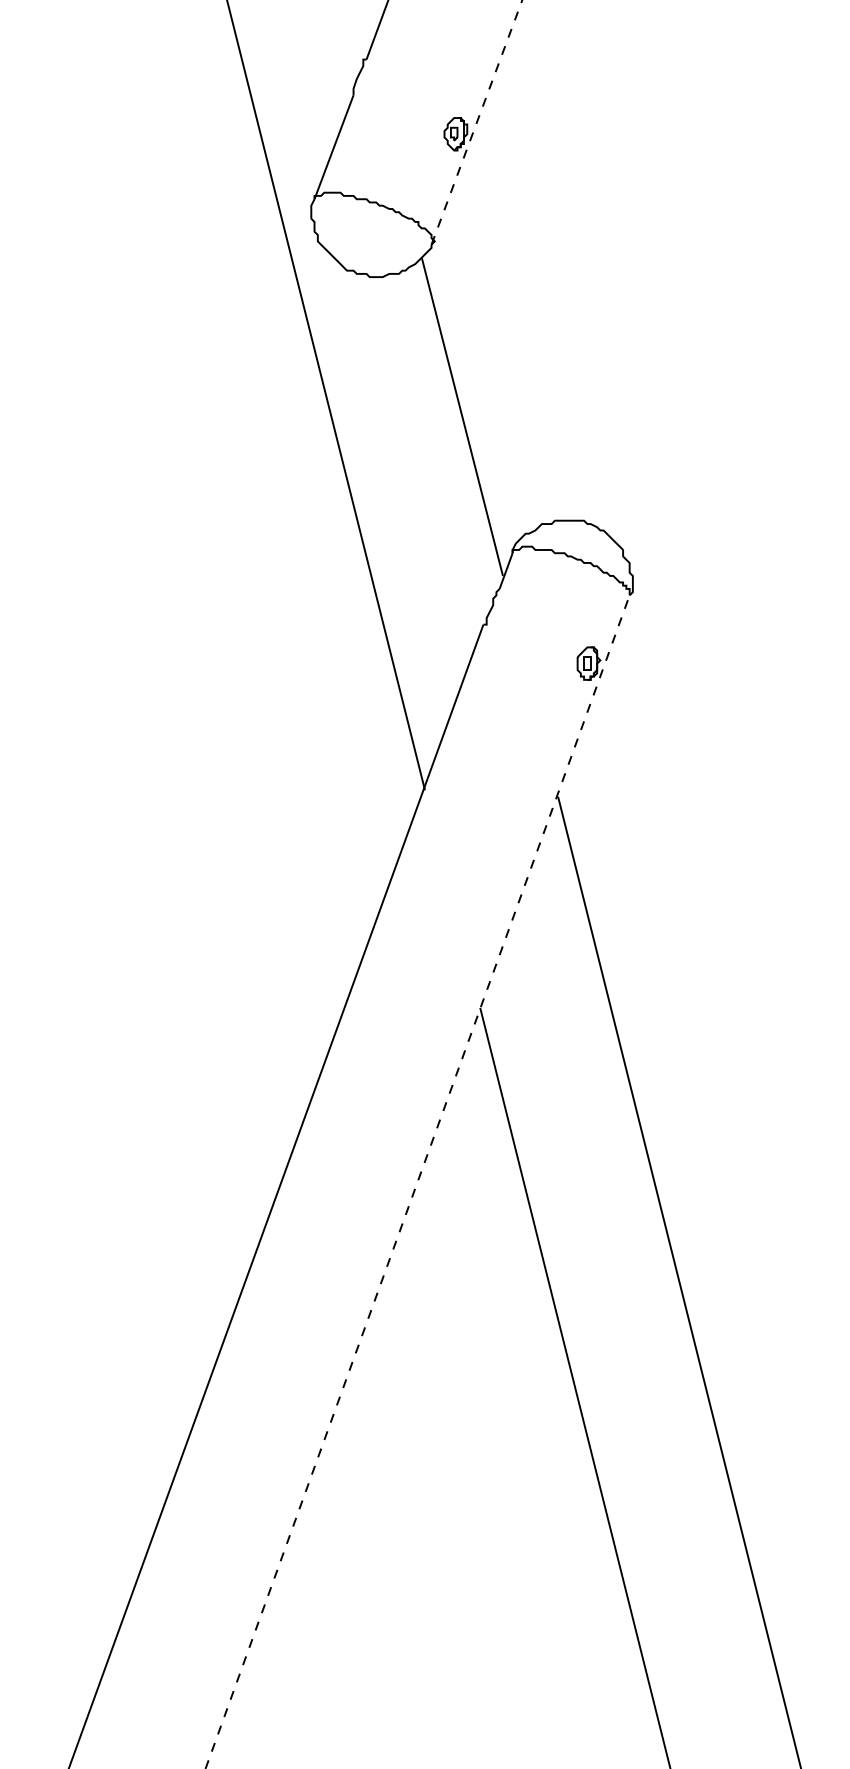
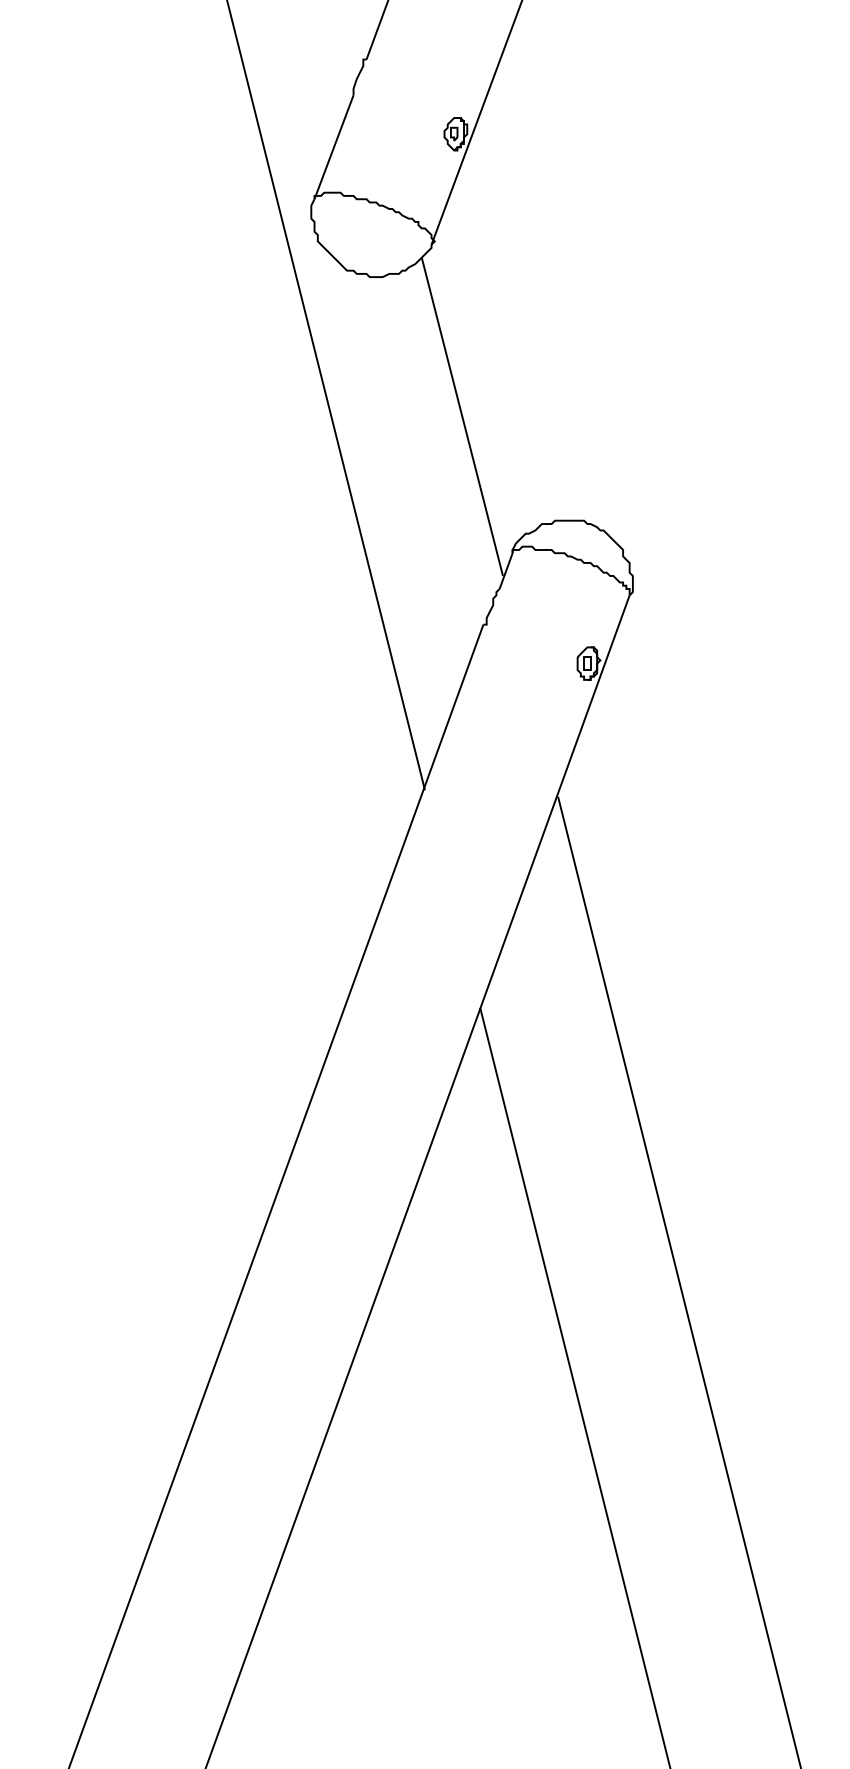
line: dashed -> solid (477, 121)
line: dashed -> solid (417, 1181)
